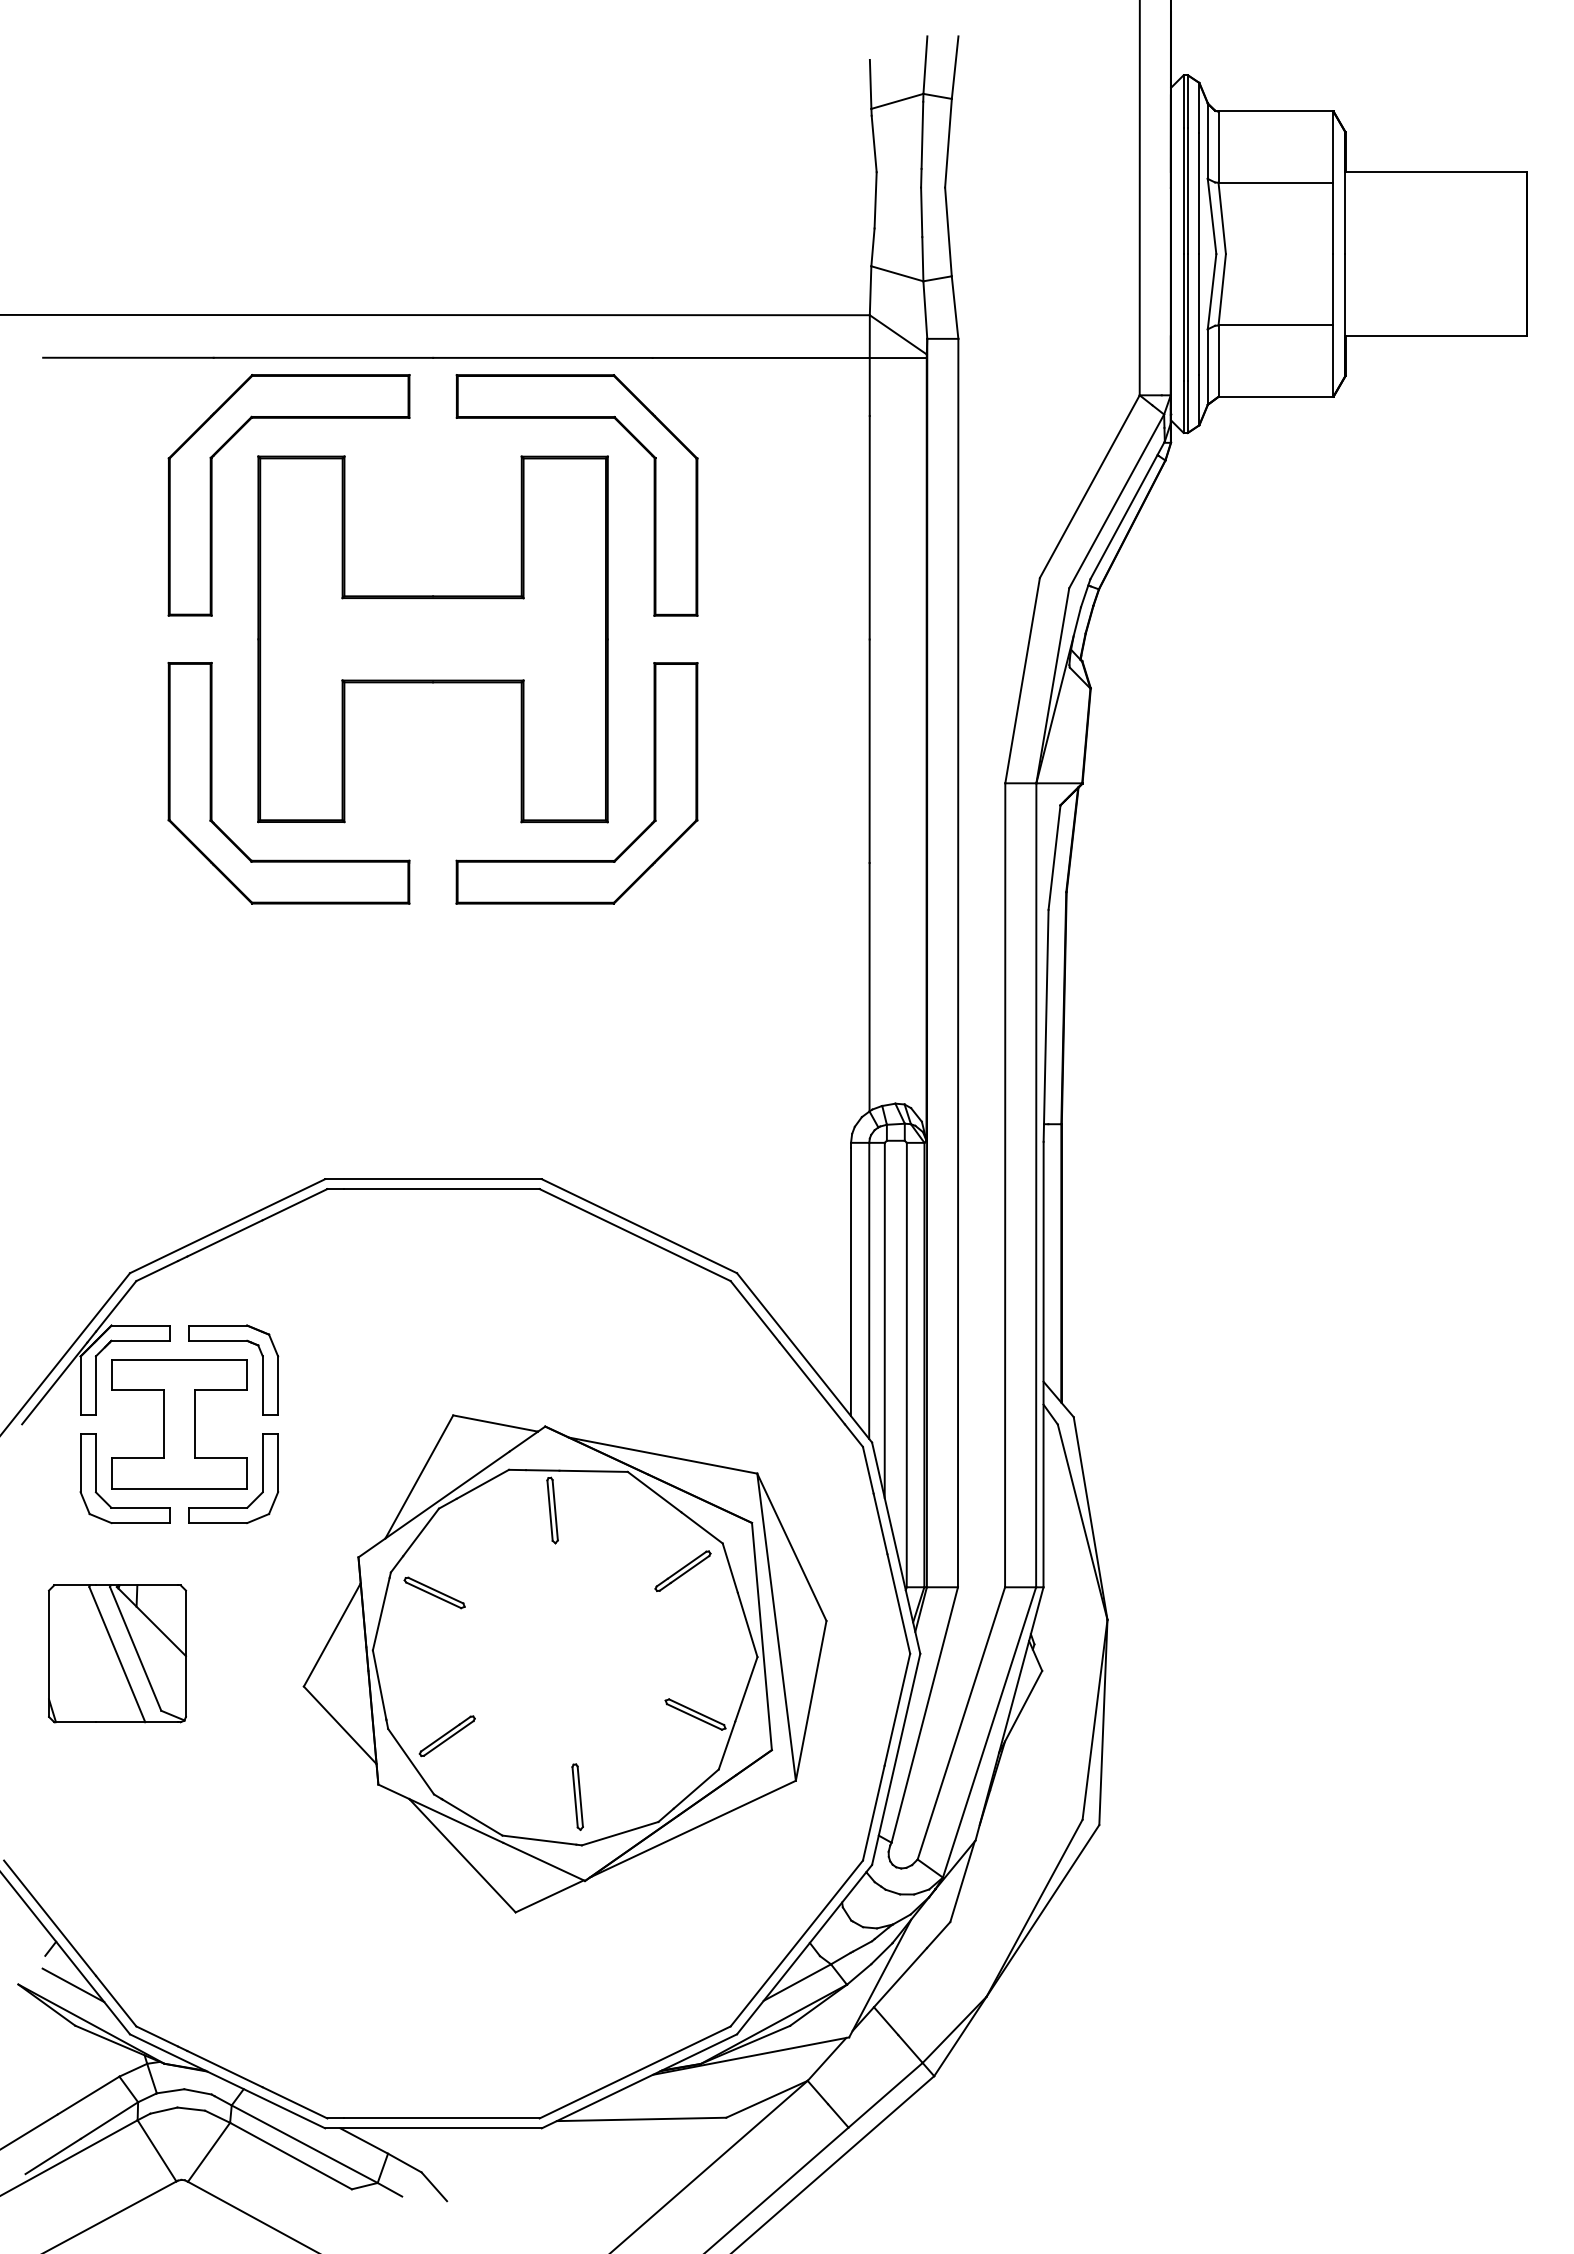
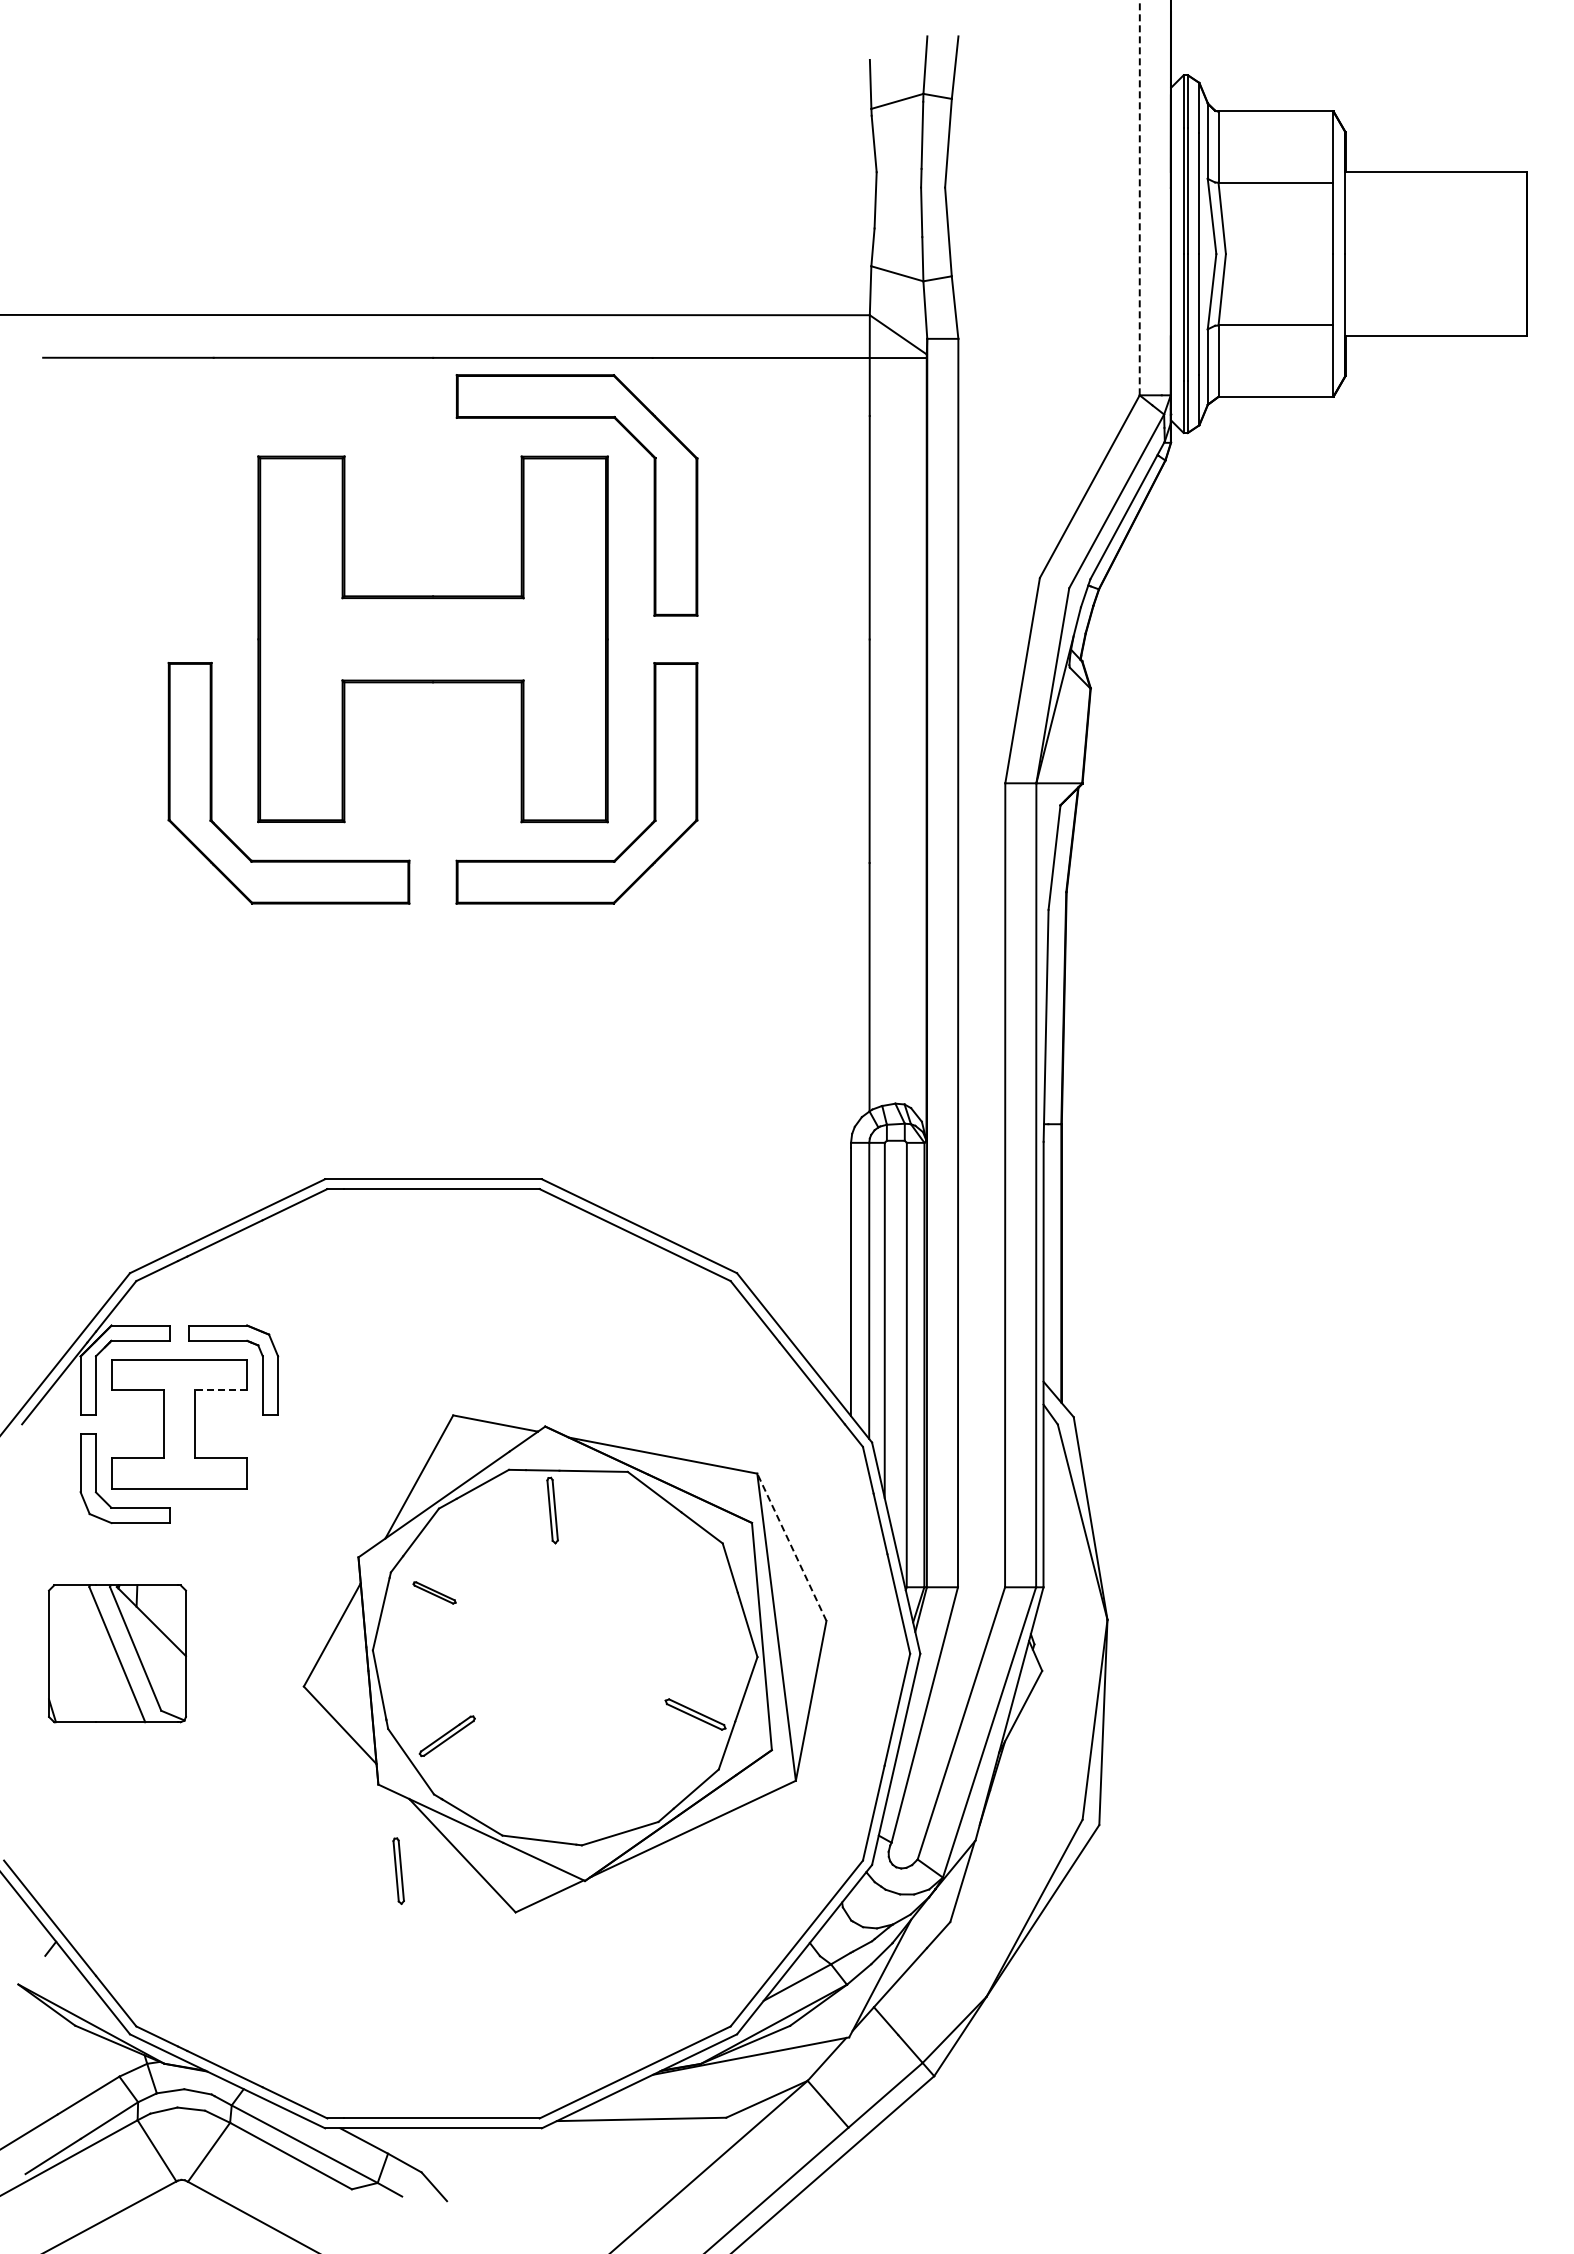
line: solid -> dashed (1139, 197)
part: present -> none (212, 495)
line: solid -> dashed (220, 1390)
part: present -> none (262, 1478)
line: solid -> dashed (791, 1546)
part: present -> none (682, 1570)
part size: 63x34 px -> 45x24 px (434, 1592)
part position: (577, 1796) -> (398, 1870) (398, 1870)
line: present -> none (73, 1985)
